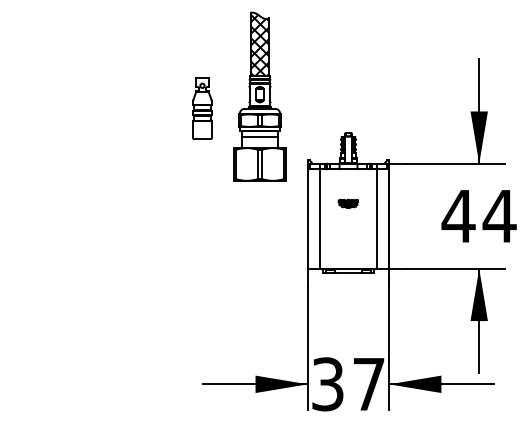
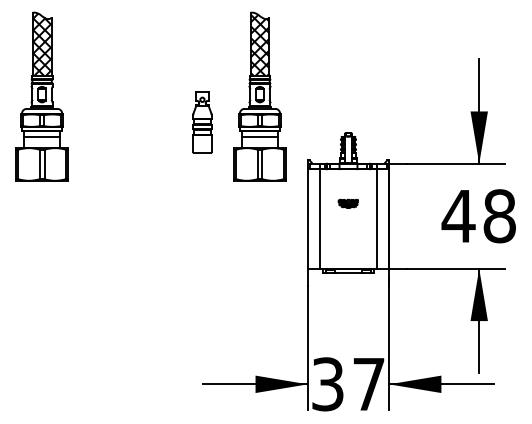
part: none -> present (41, 96)
part position: (202, 108) -> (202, 122) (202, 122)
text: 44 -> 48 (499, 216)
